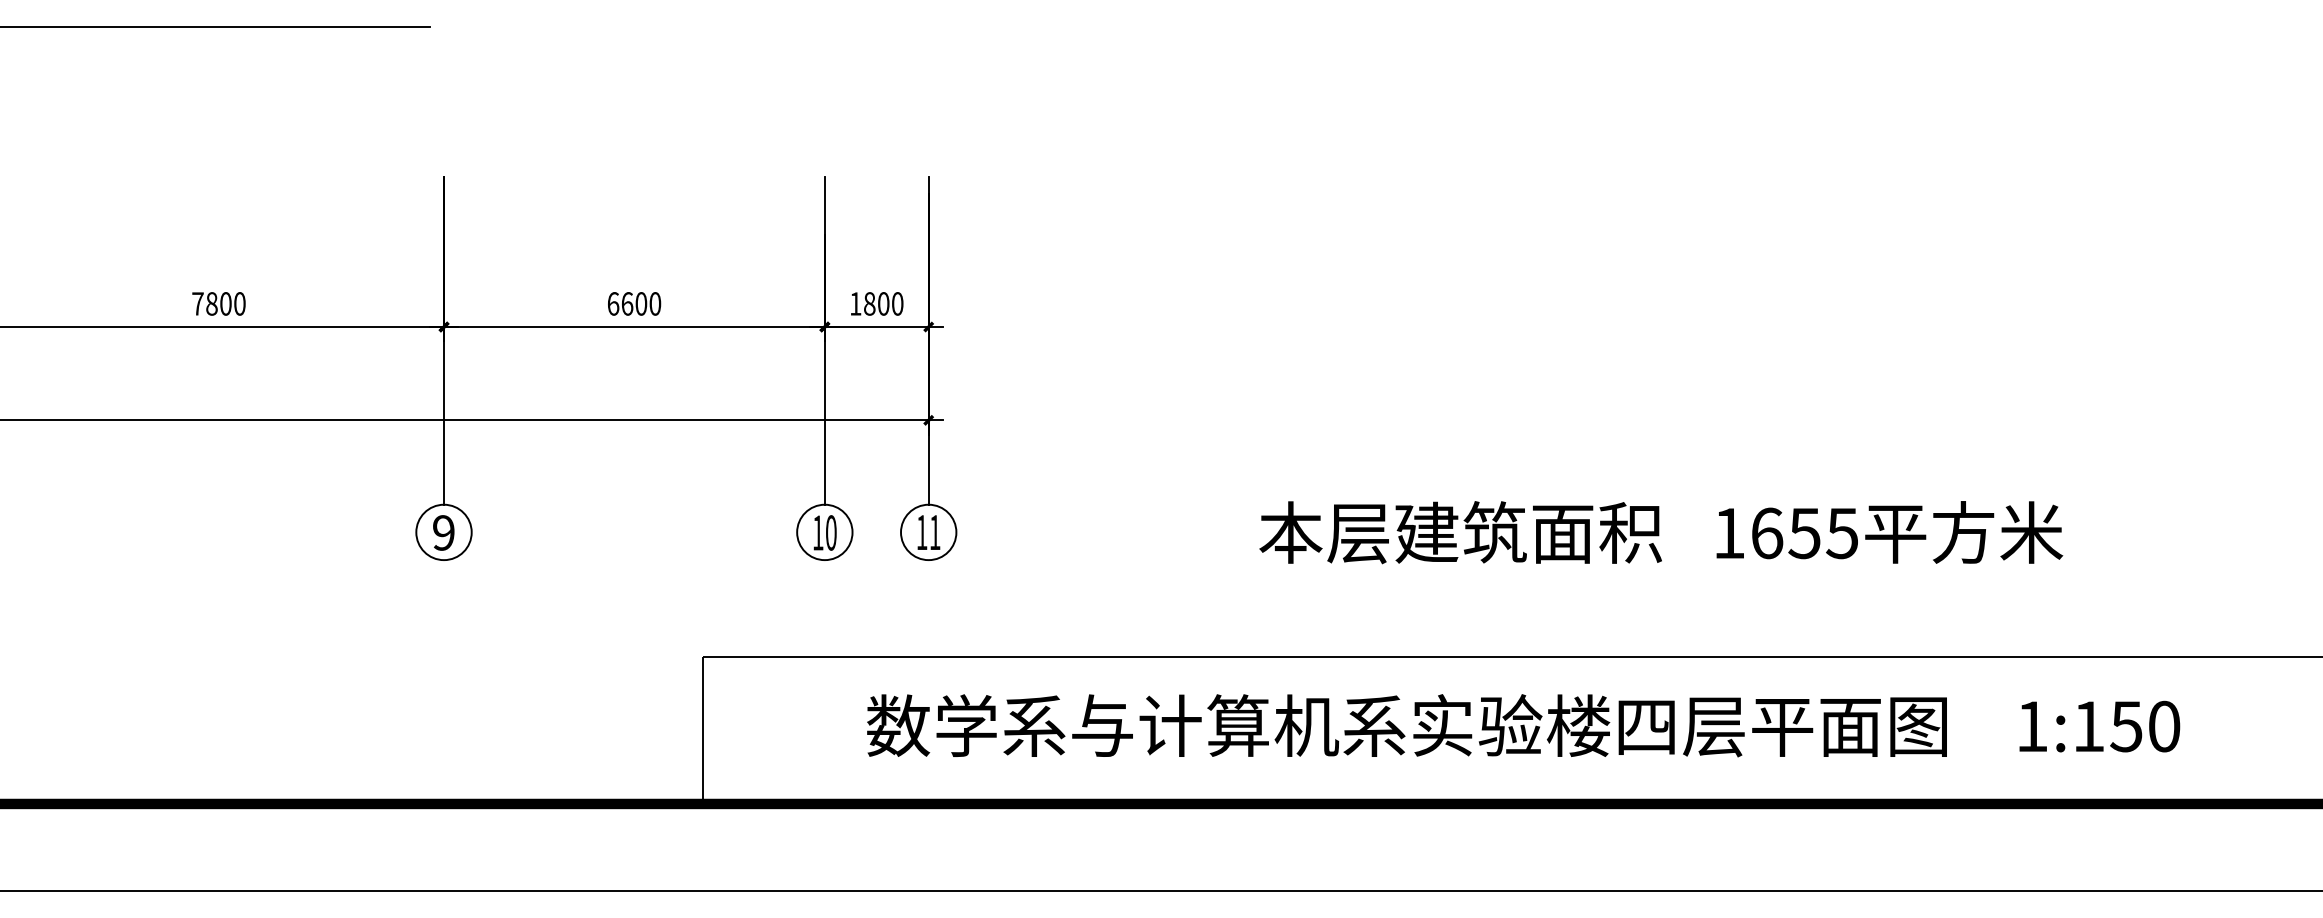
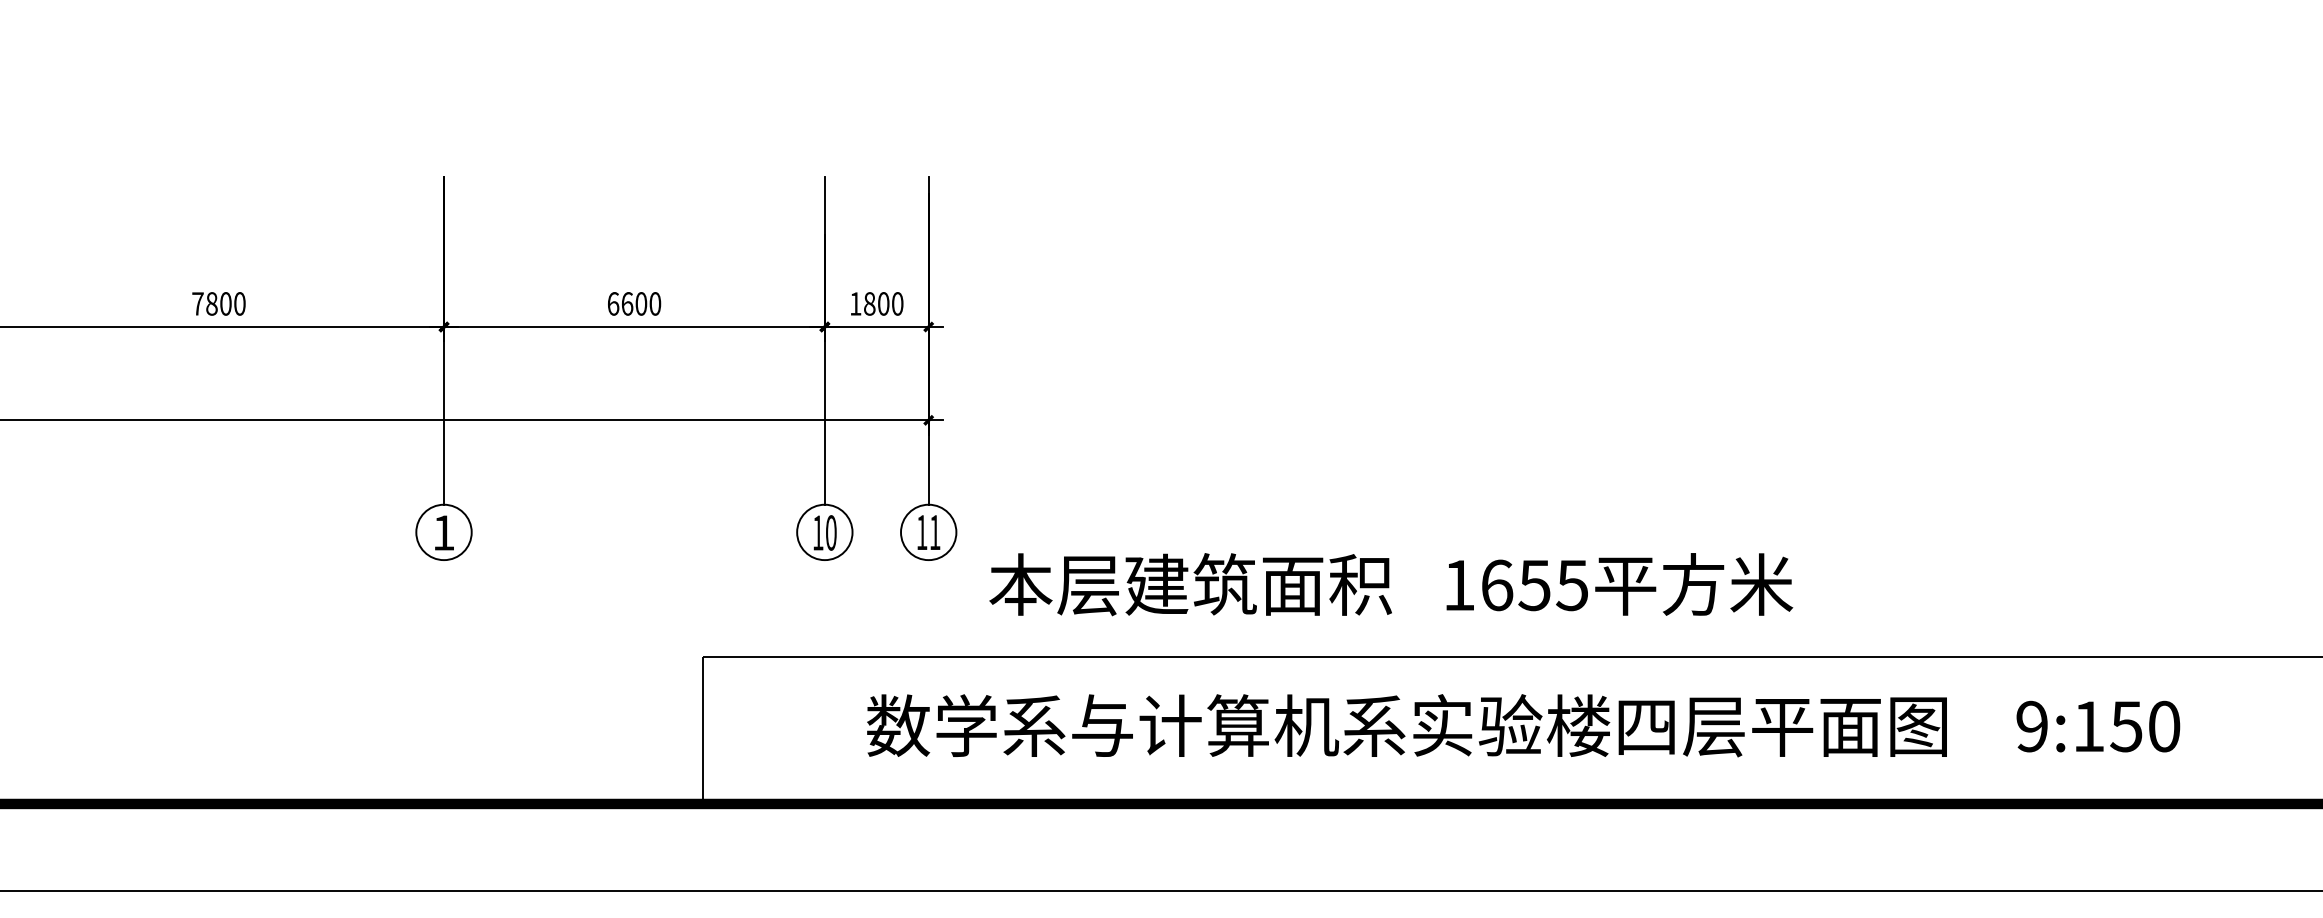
line: present -> none (215, 27)
text: 9 -> 1 (443, 532)
text position: (1661, 532) -> (1391, 584) (1391, 584)
text: 1:150 -> 9:150 (2031, 726)
